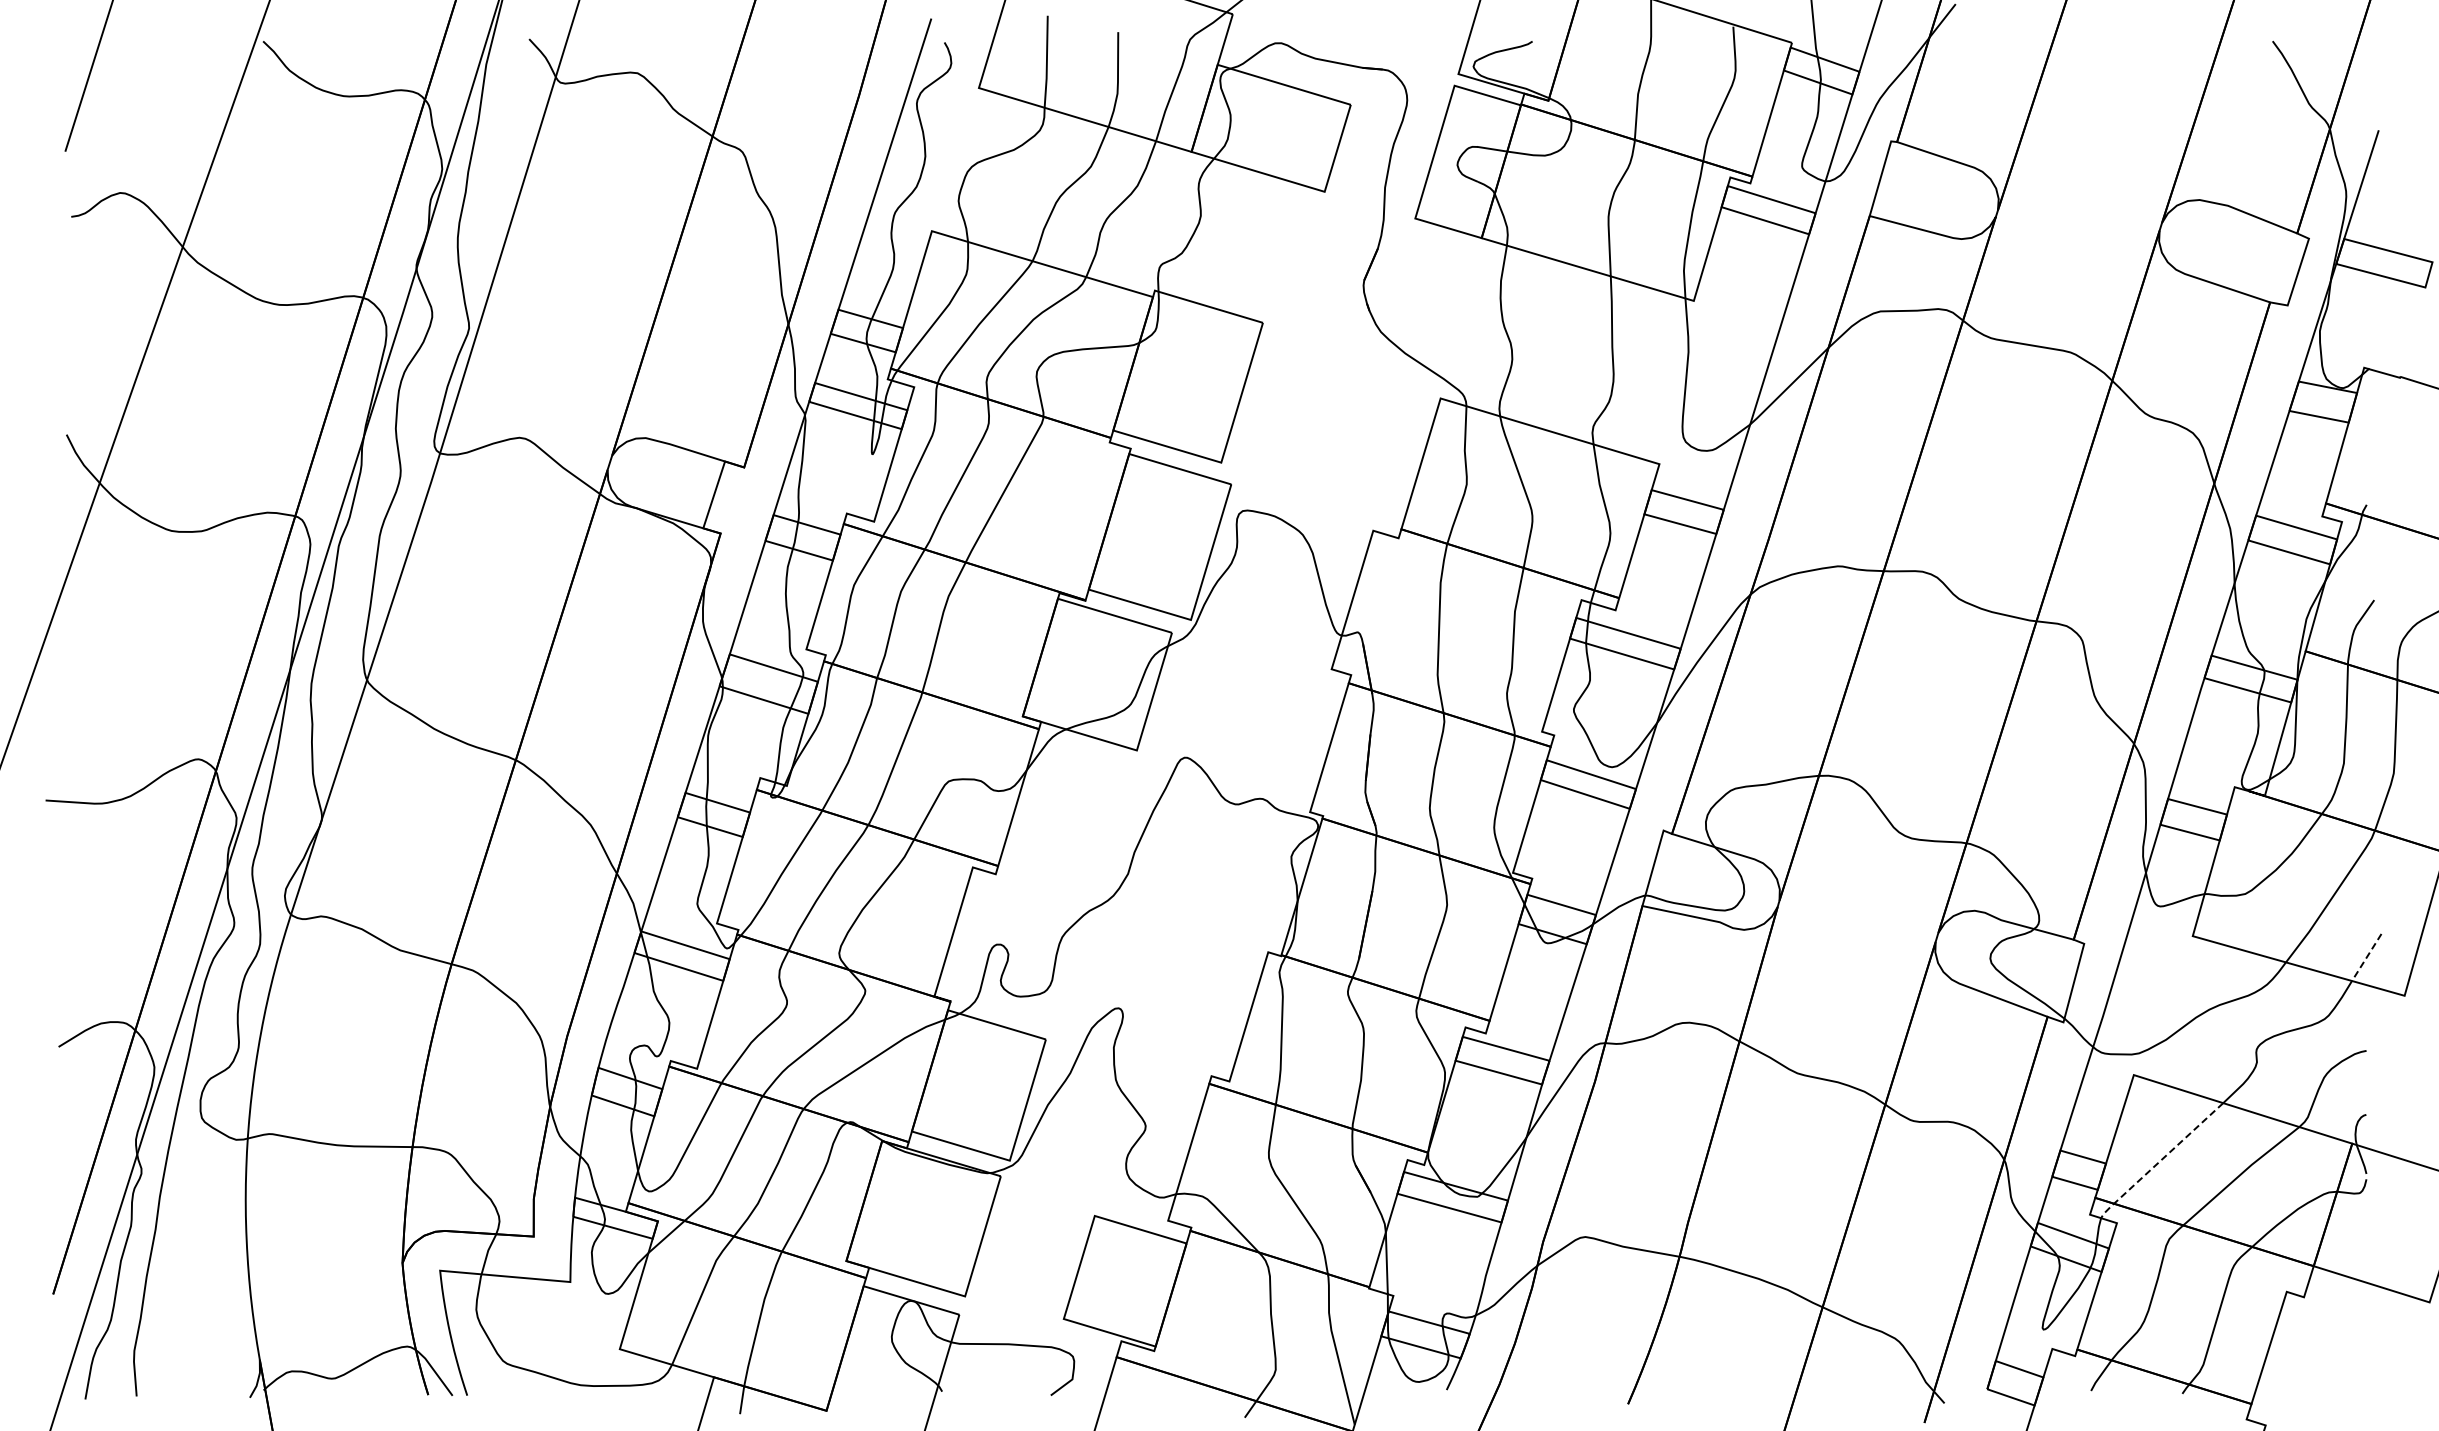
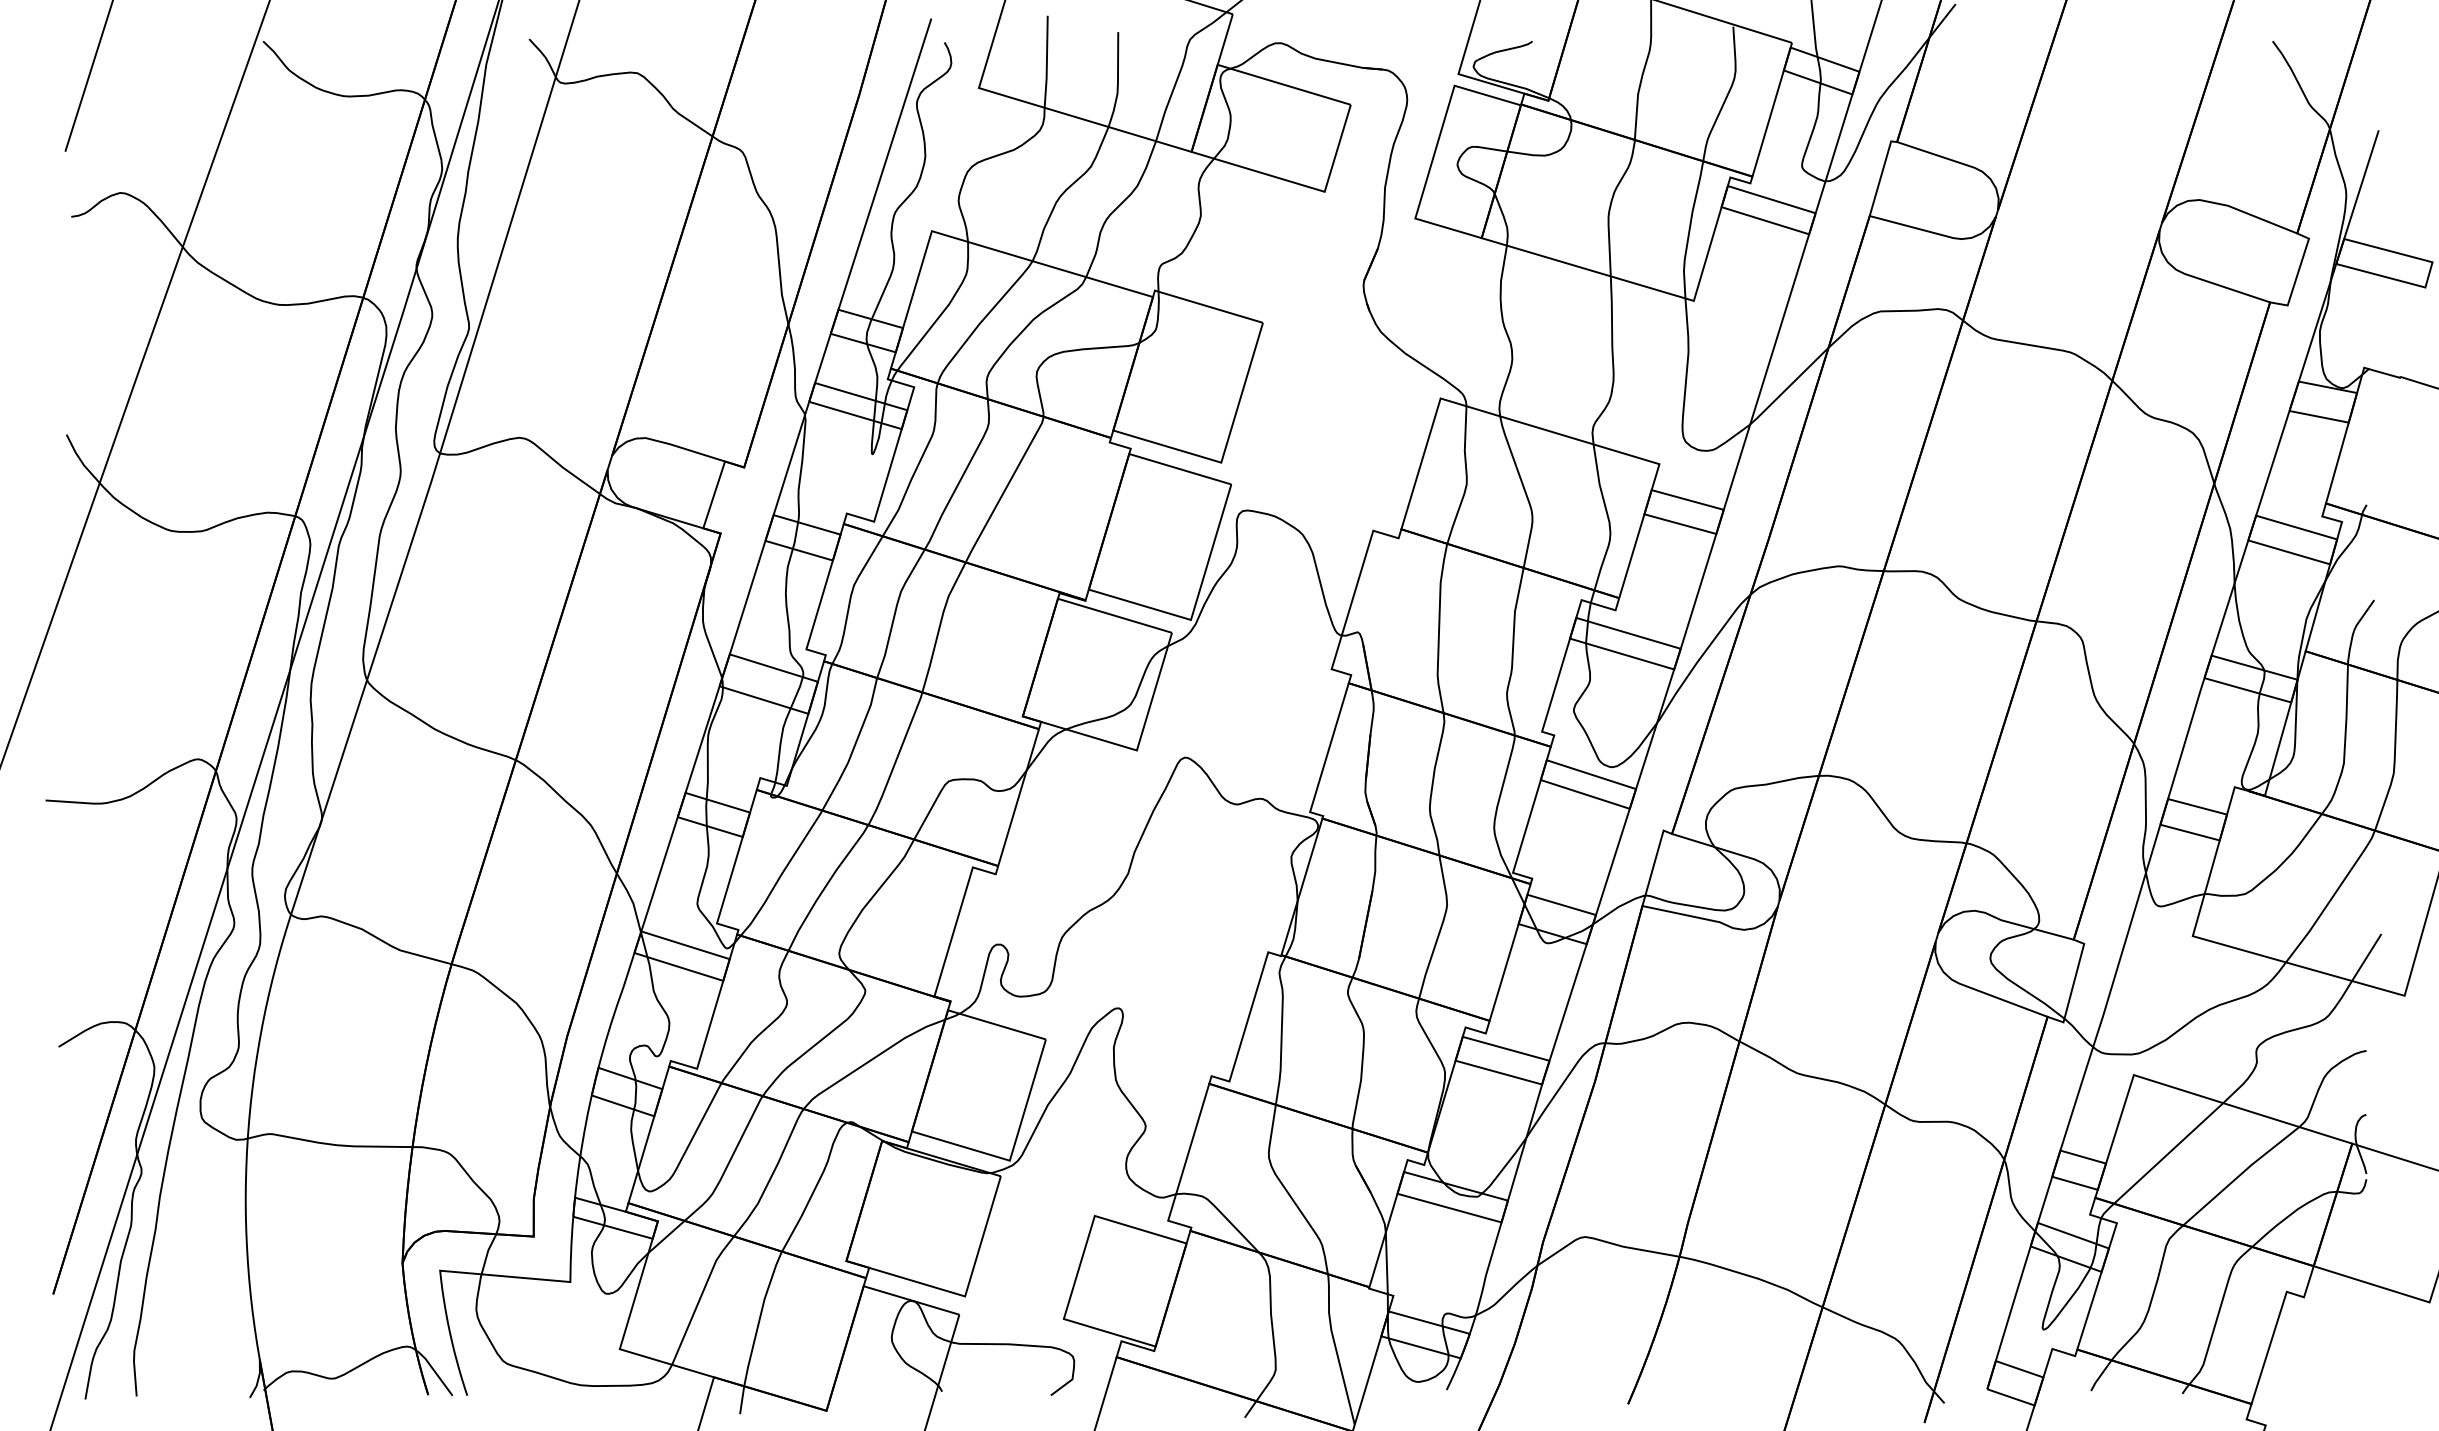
line: dashed -> solid (2366, 957)
line: dashed -> solid (2160, 1161)
